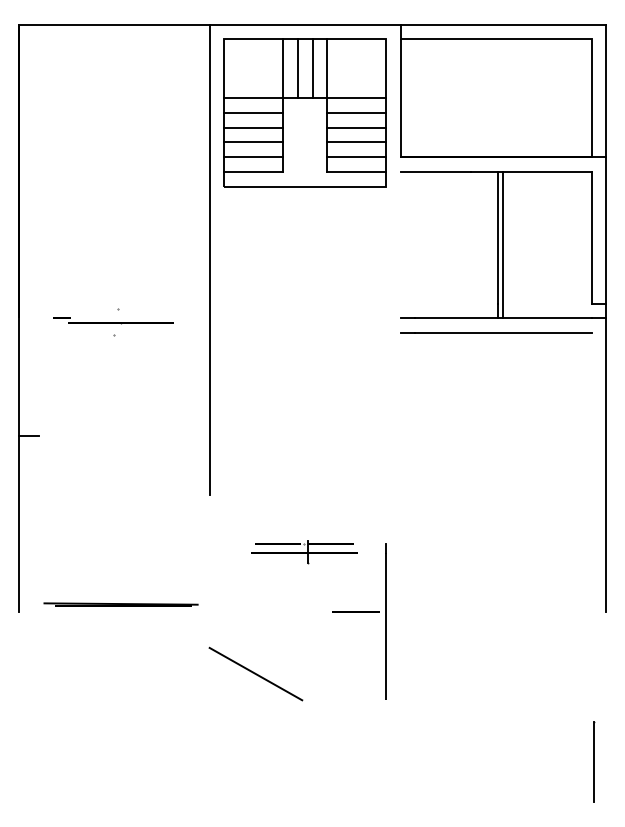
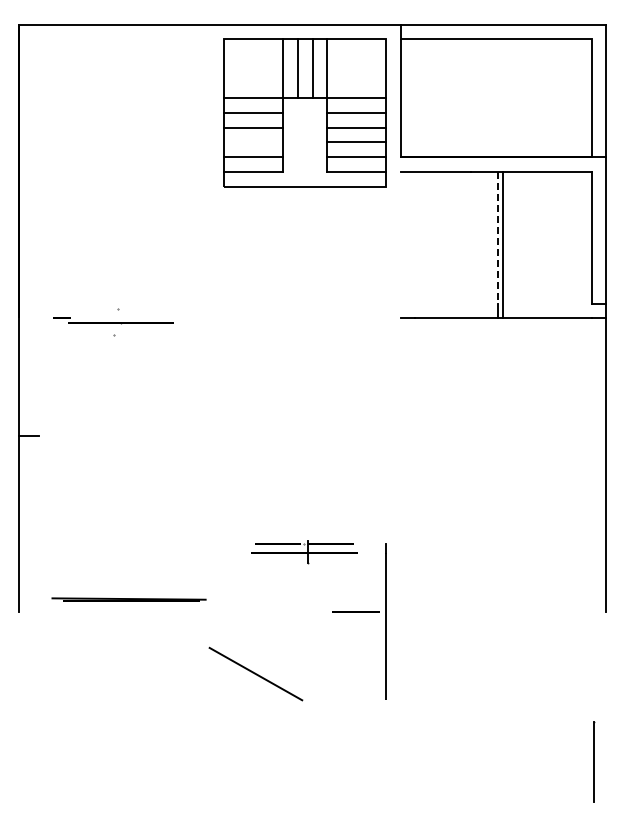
line: present -> none (253, 142)
line: solid -> dashed (497, 238)
line: present -> none (209, 259)
line: present -> none (496, 332)
line position: (120, 604) -> (128, 599) (128, 599)
